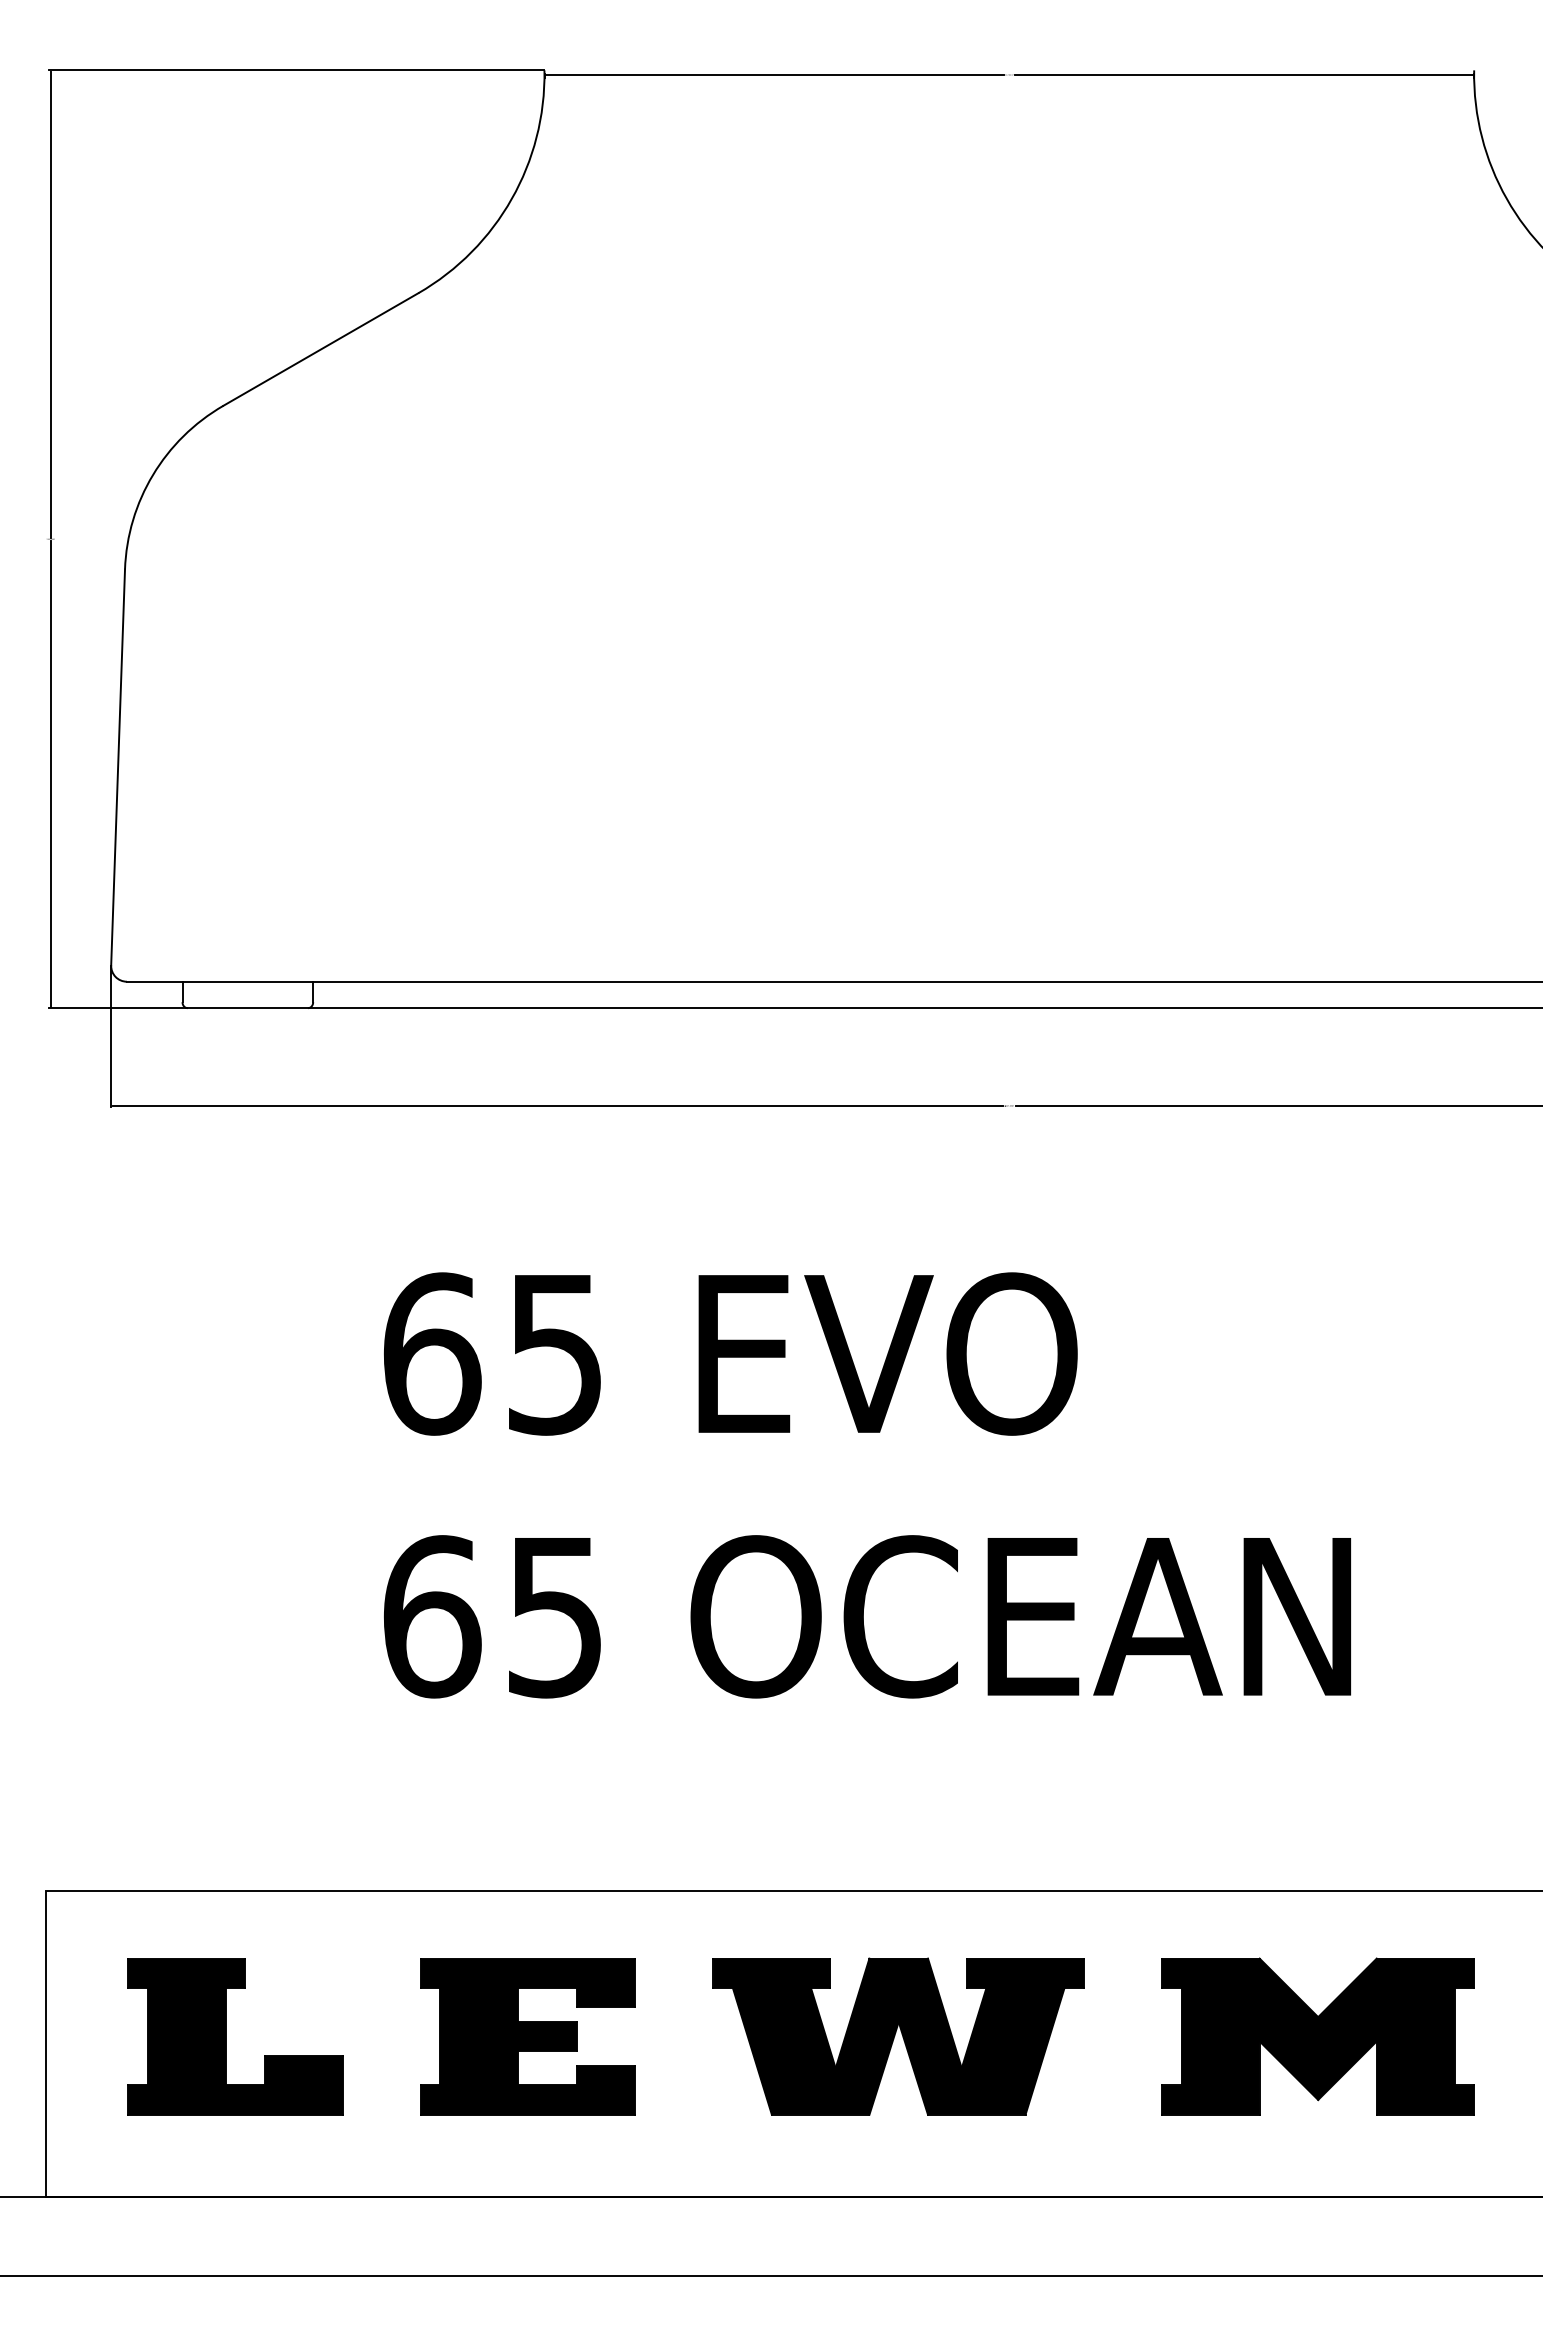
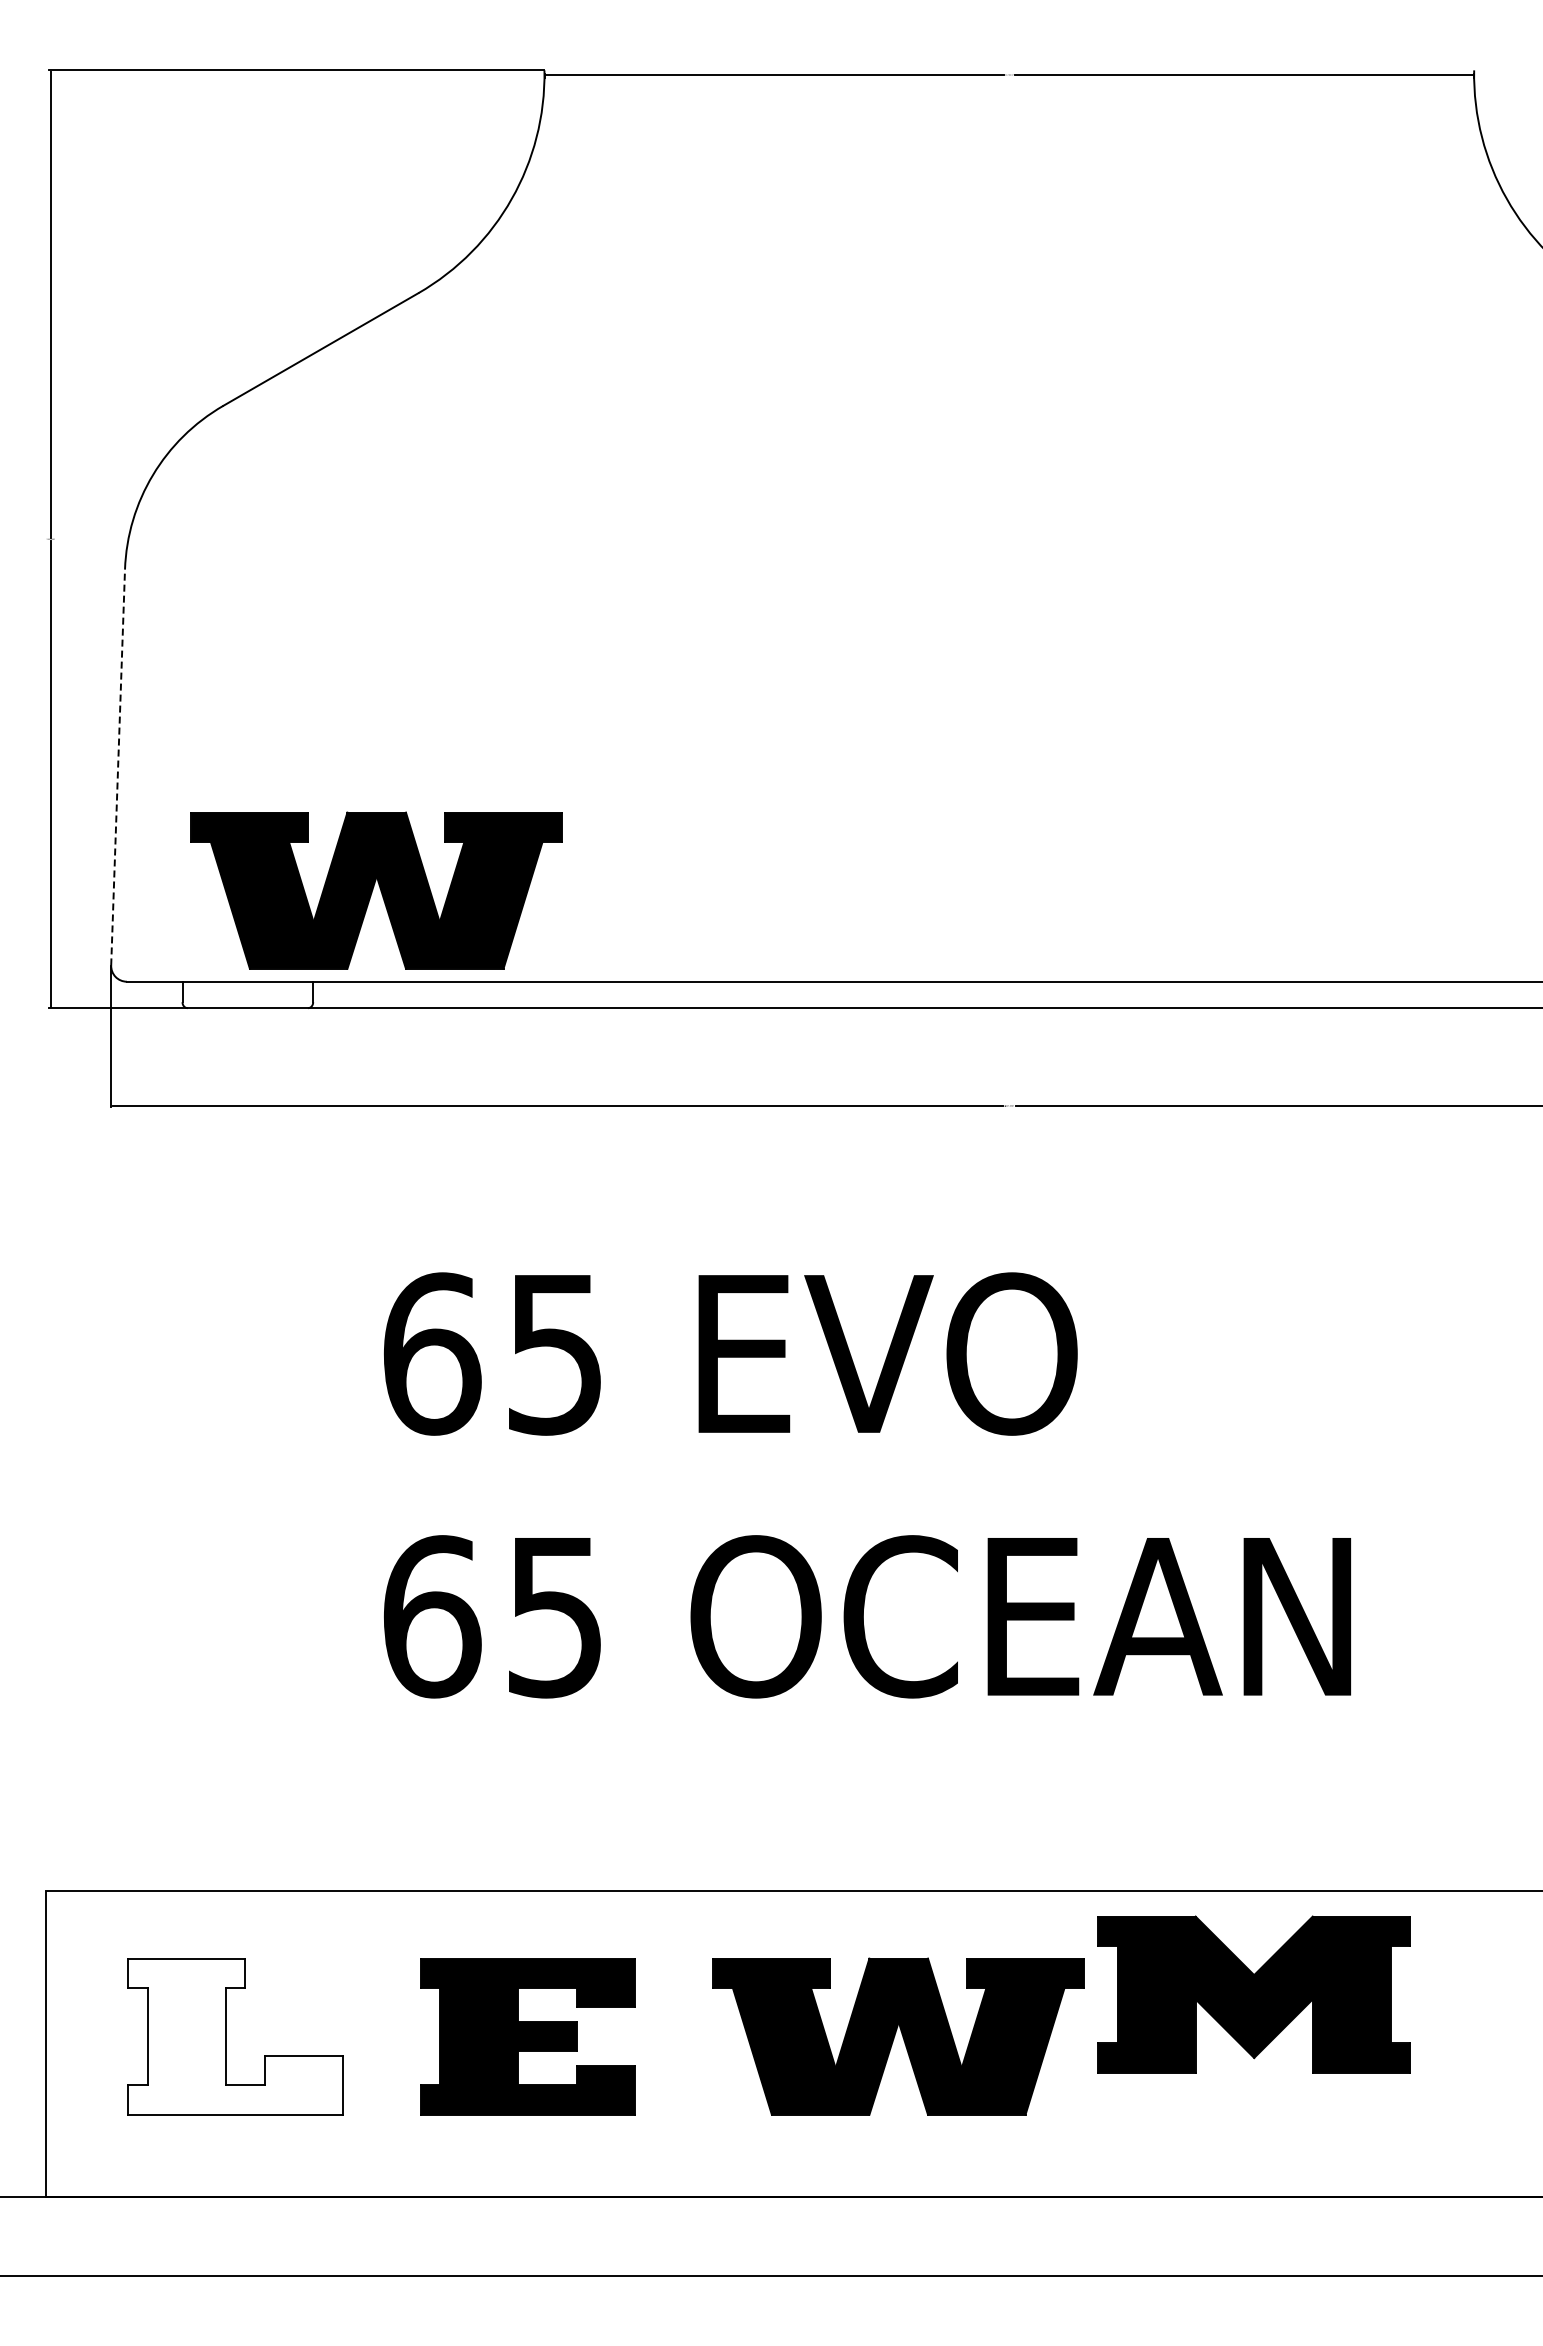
line: solid -> dashed (118, 767)
part: none -> present (376, 890)
fill: present -> none (235, 2036)
part position: (1317, 2036) -> (1253, 1994) (1253, 1994)
